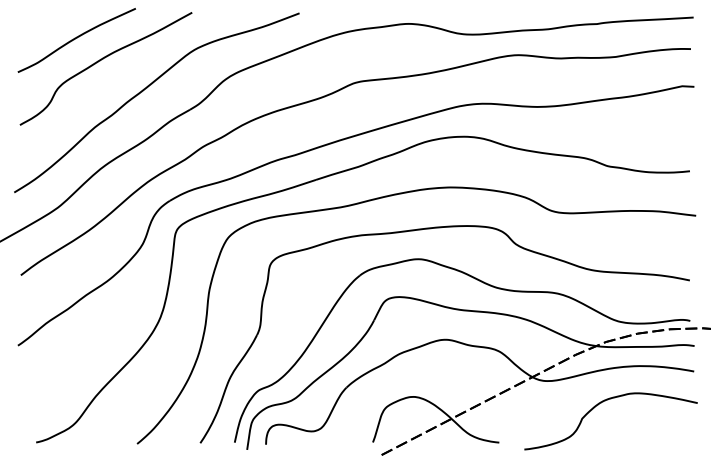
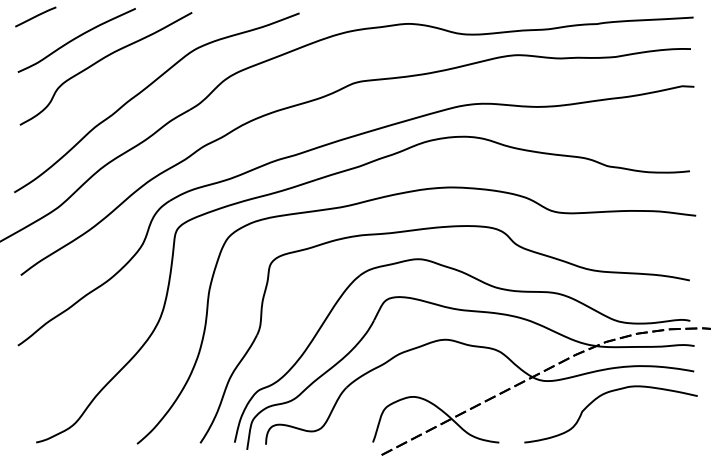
line: none -> present (35, 16)
curve position: (598, 405) -> (598, 398) (598, 398)
